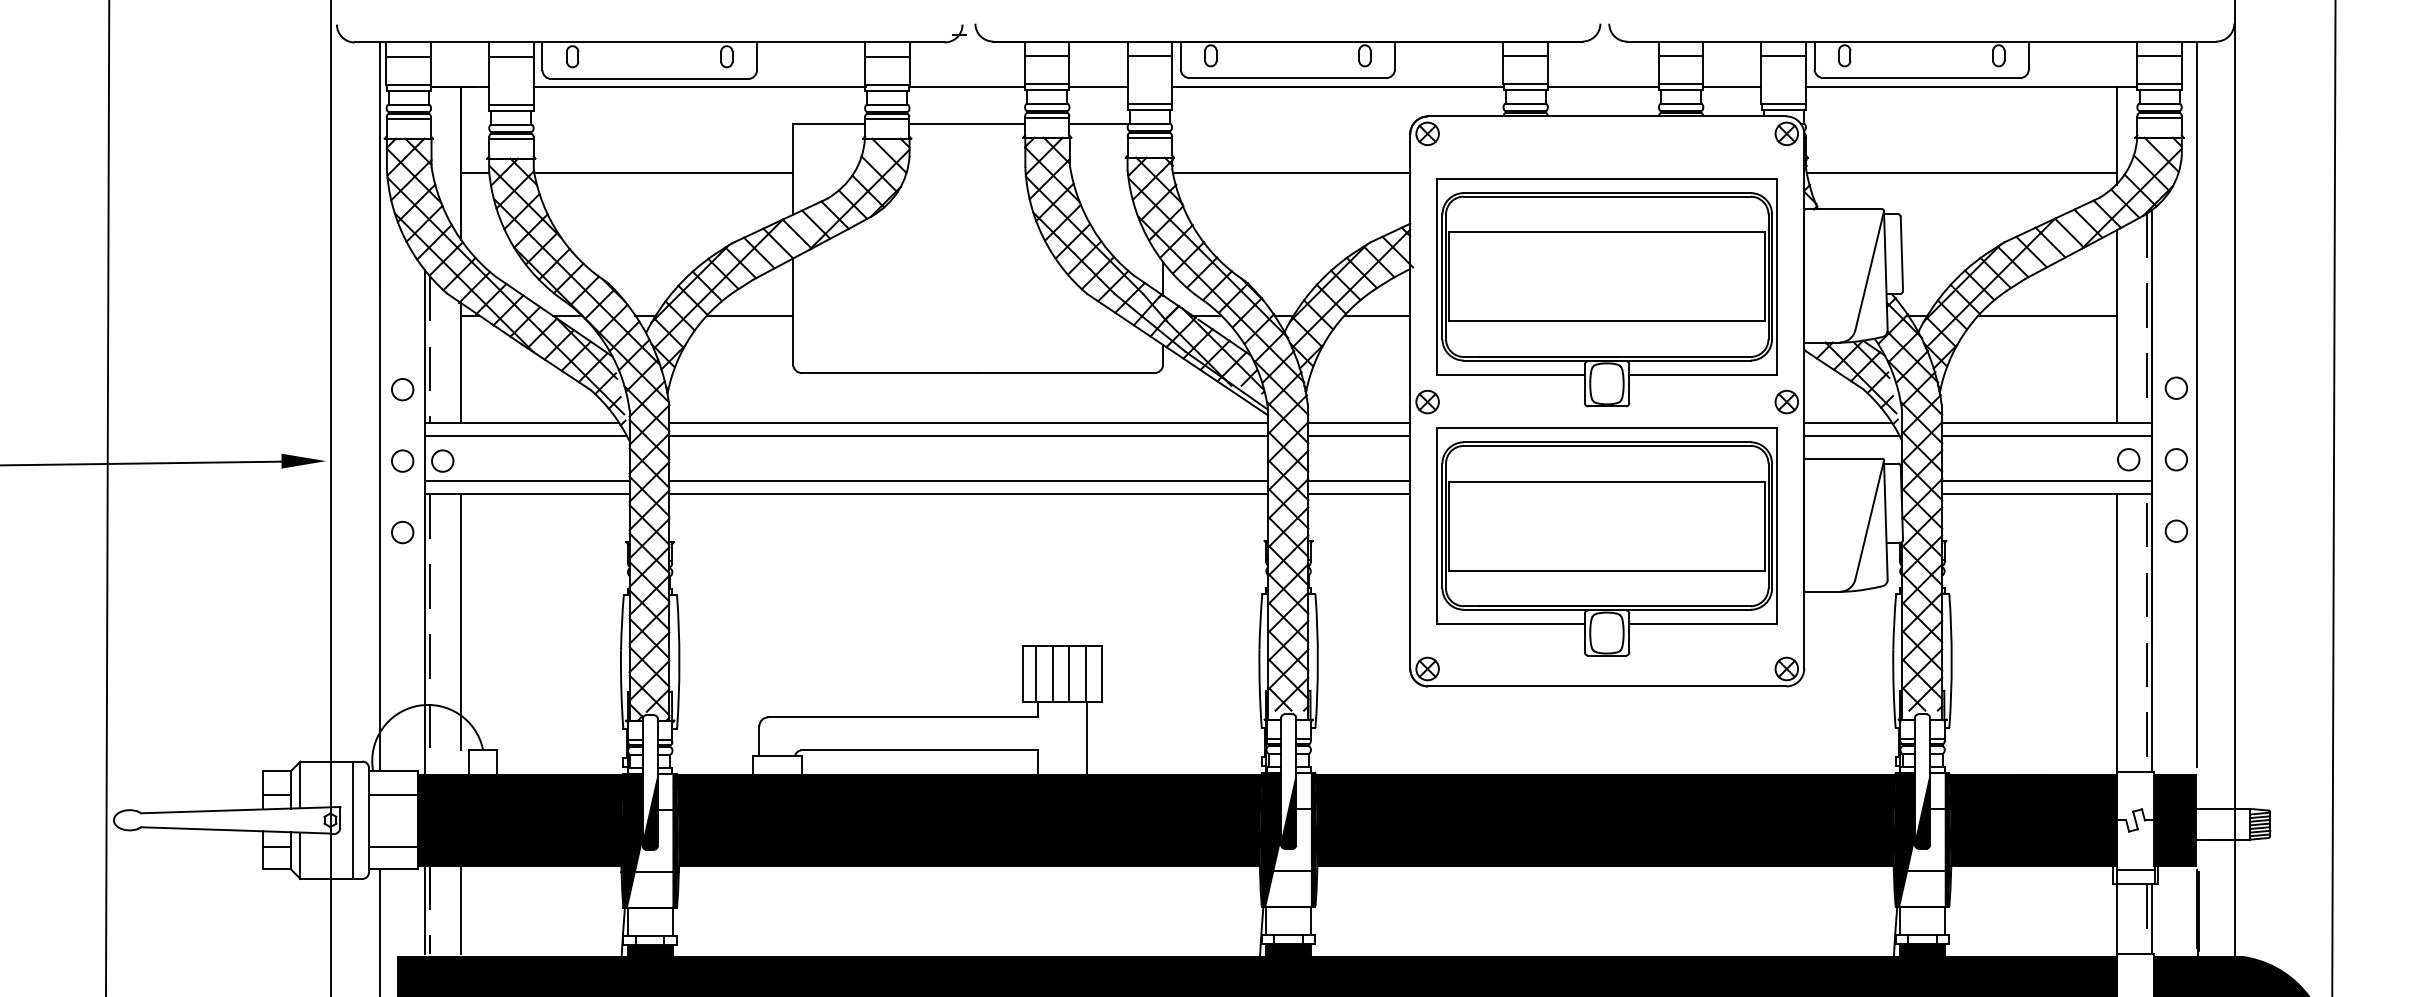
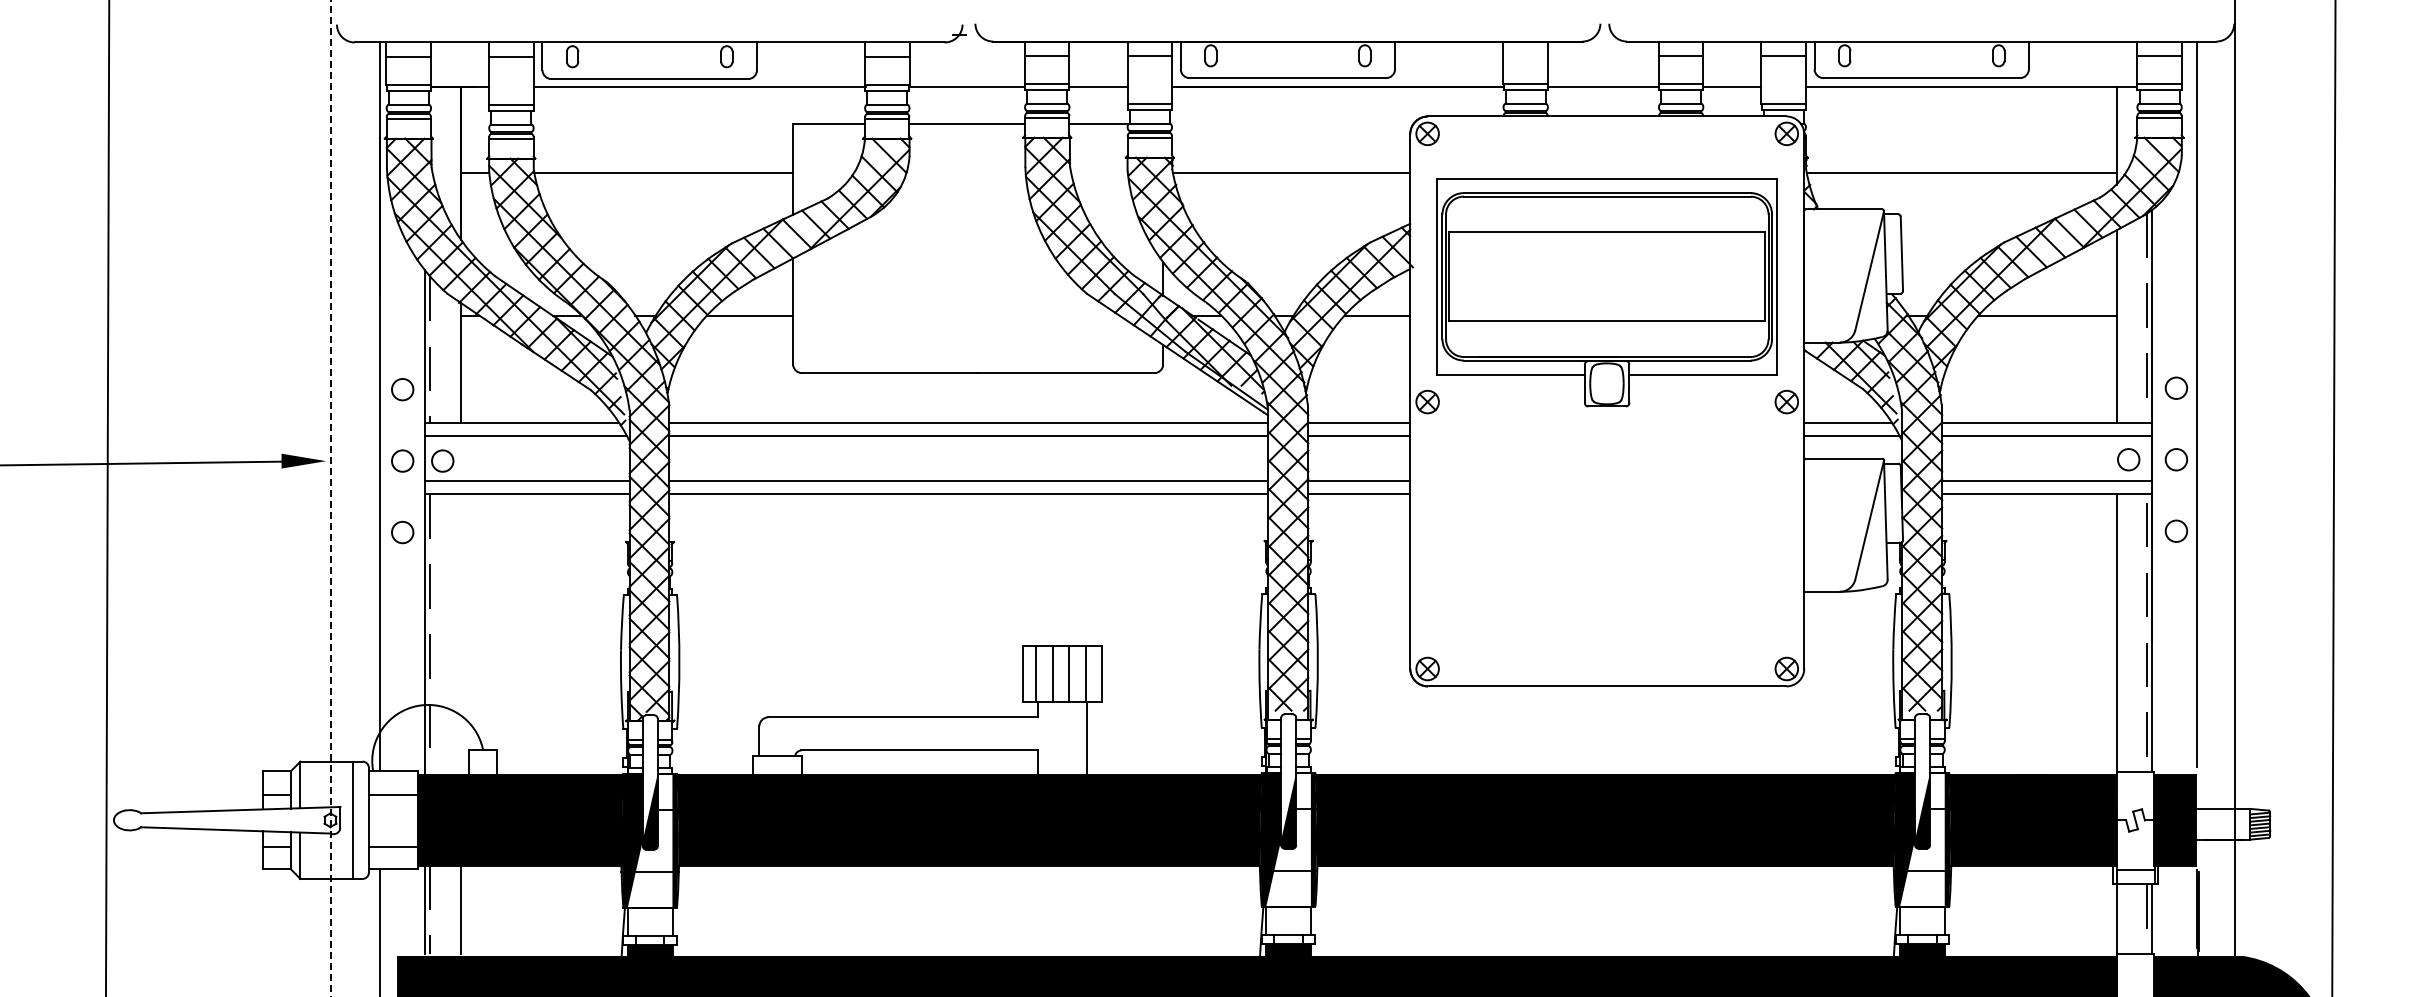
line: present -> none (1525, 56)
line: solid -> dashed (330, 498)
part: present -> none (1606, 541)
line: present -> none (460, 621)
